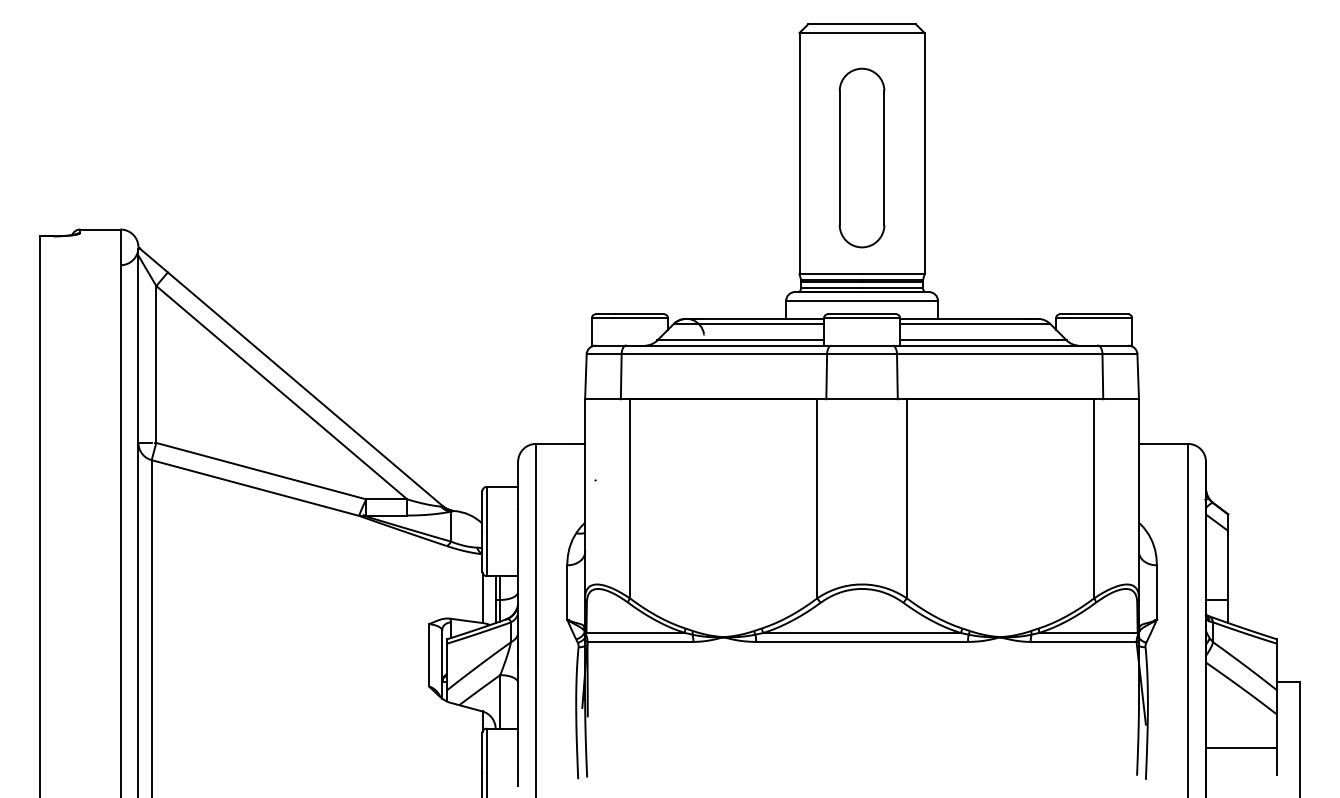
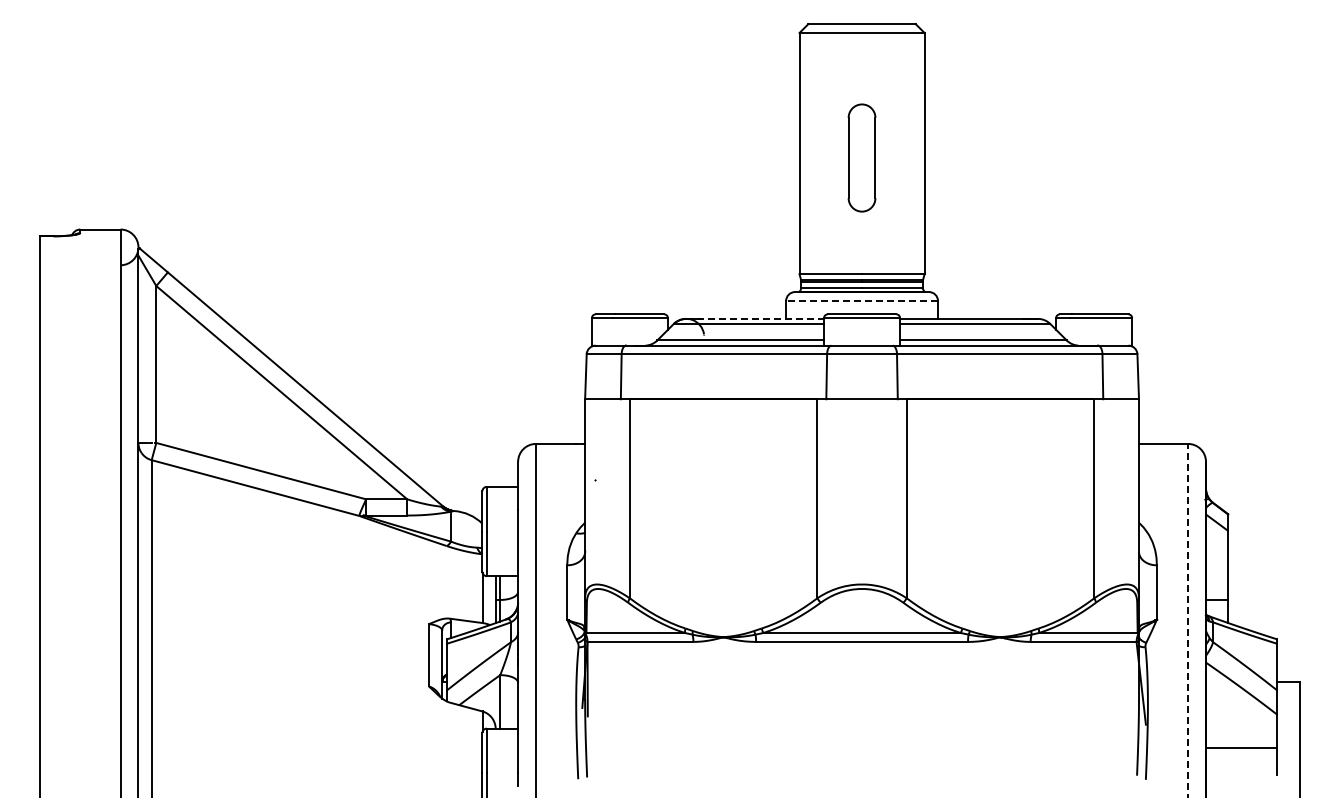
part size: 48x182 px -> 30x110 px (861, 157)
line: solid -> dashed (862, 301)
line: solid -> dashed (755, 318)
line: solid -> dashed (1188, 620)
